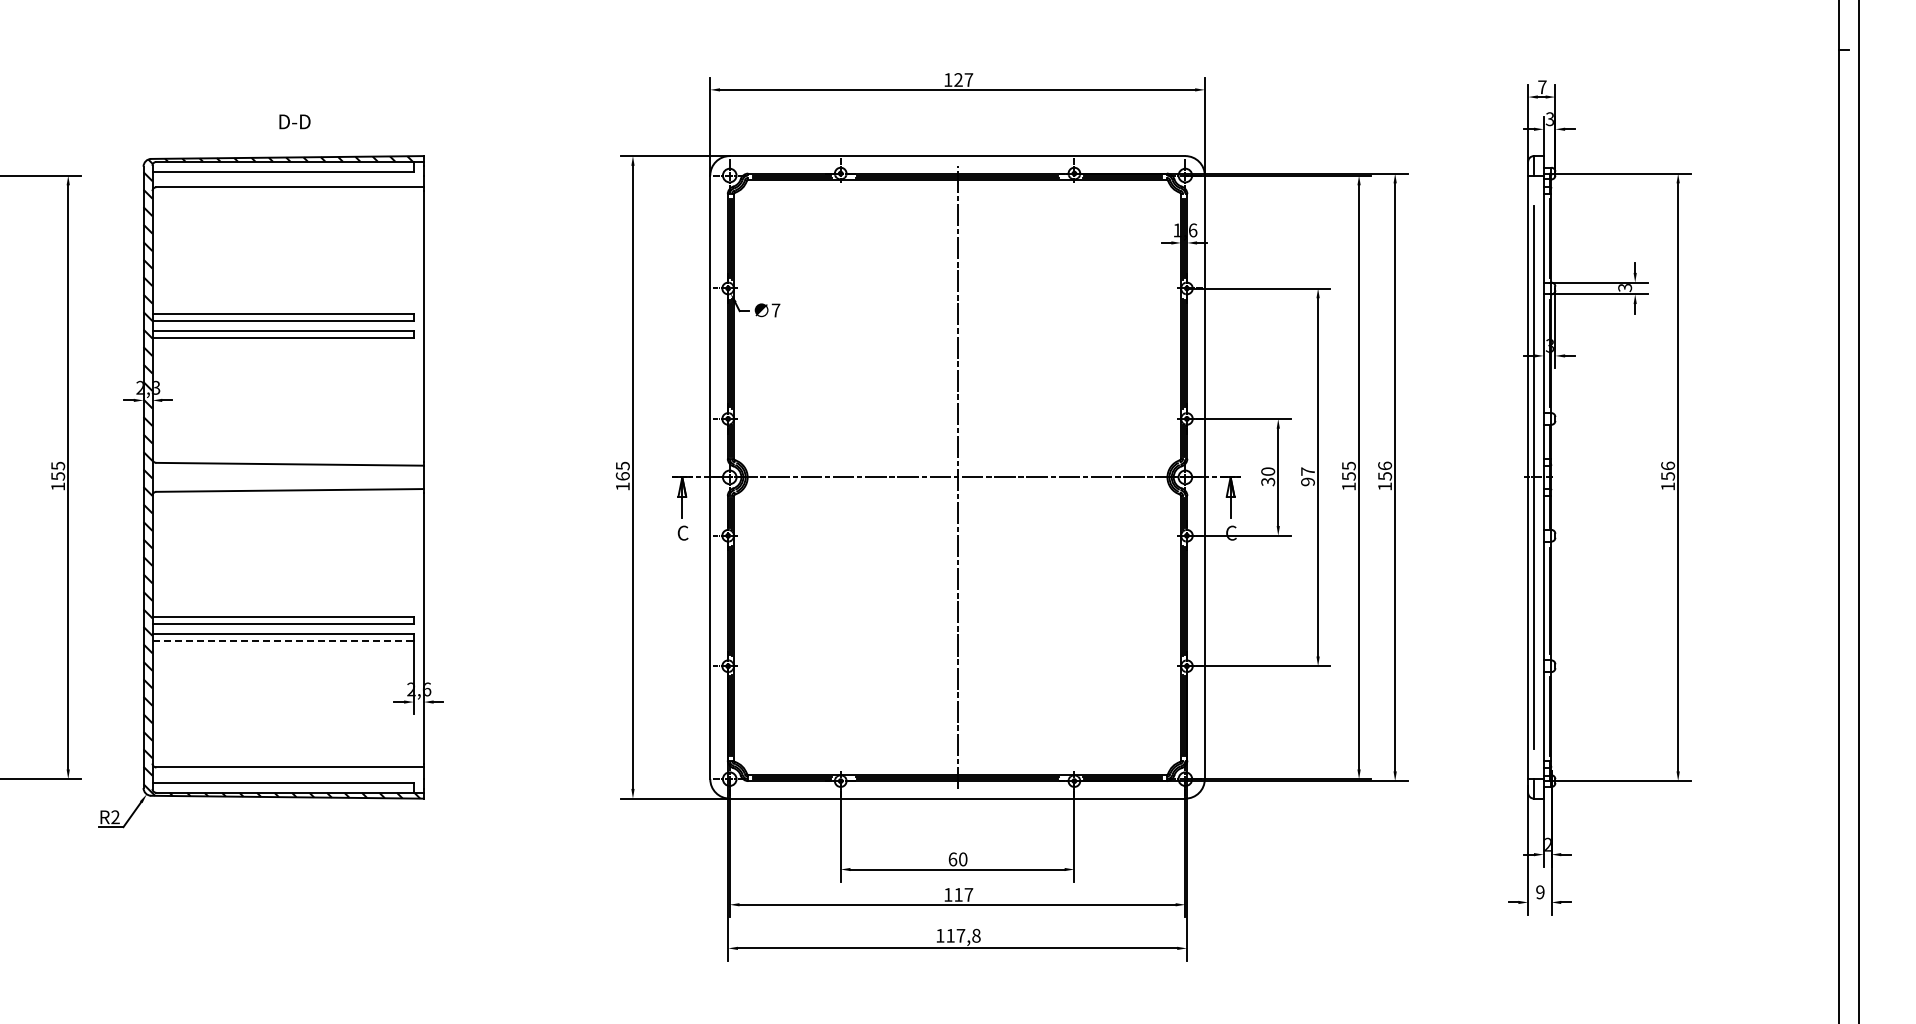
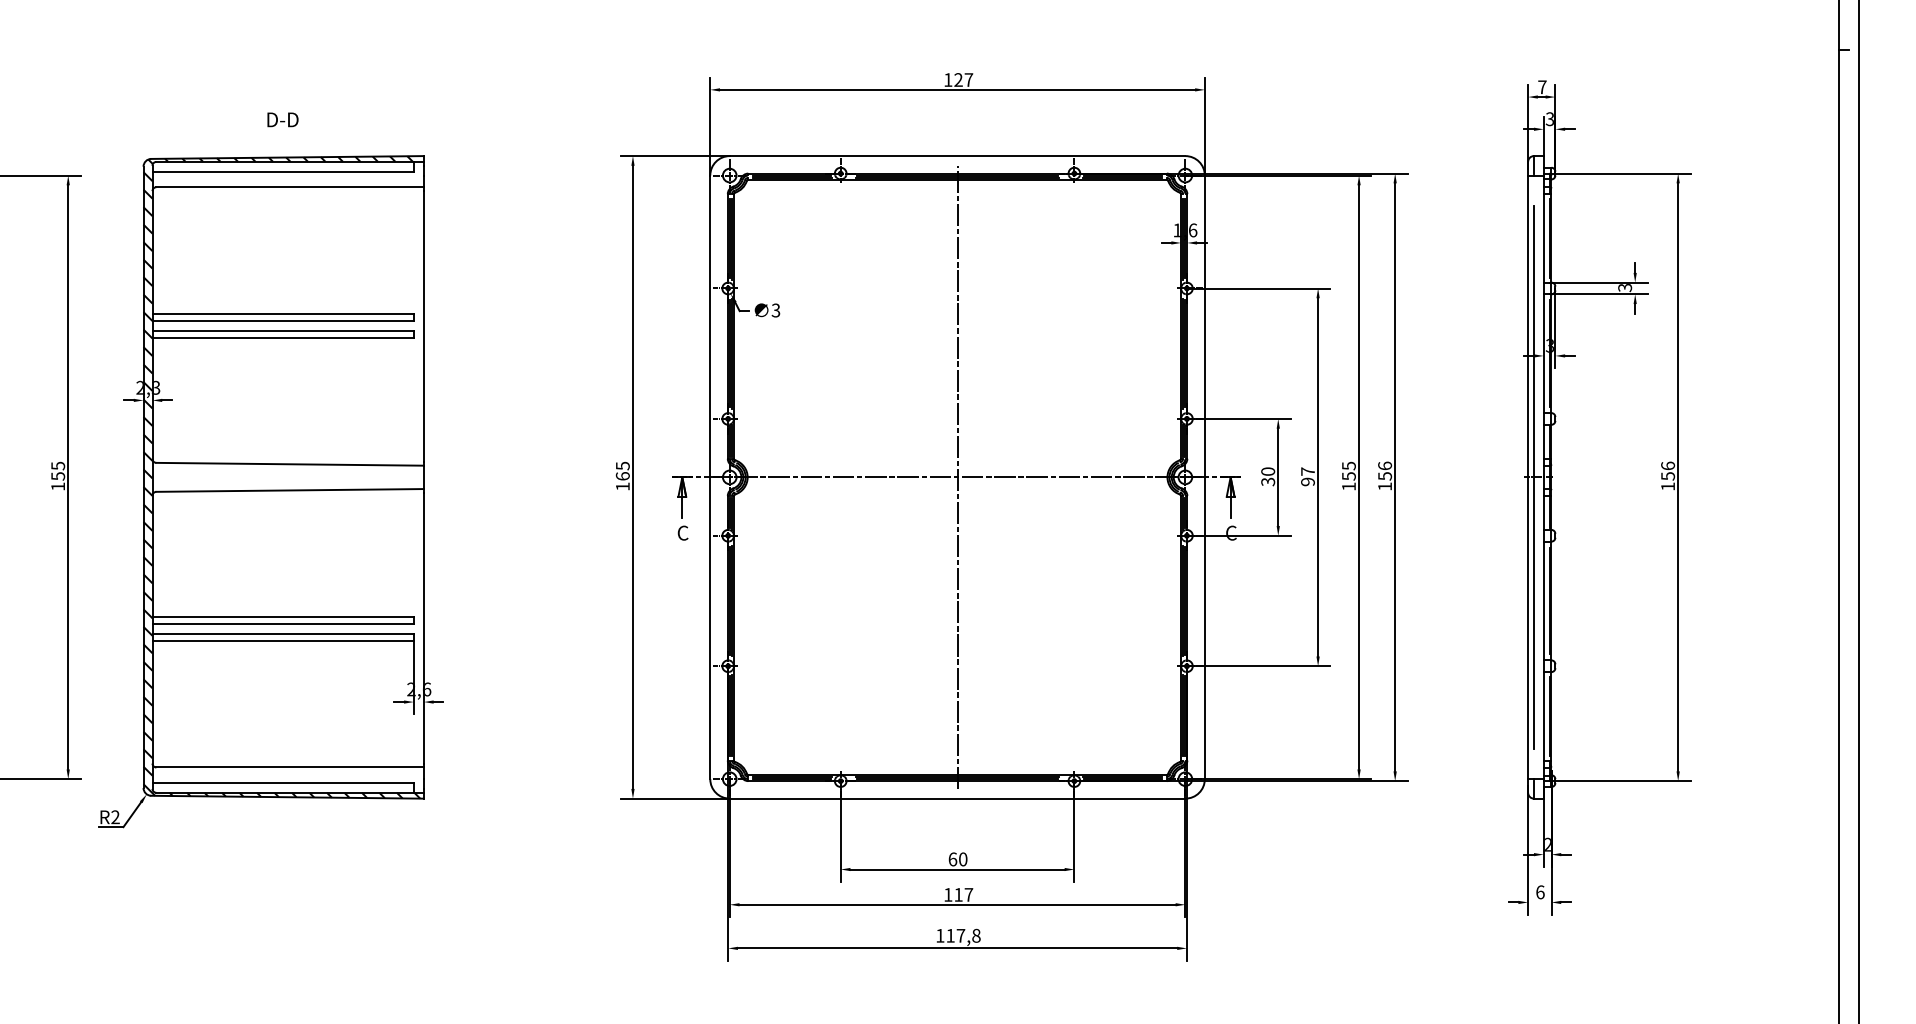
text position: (294, 121) -> (282, 119) (282, 119)
text: 7 -> 3 (775, 310)
line: dashed -> solid (283, 640)
text: 9 -> 6 (1540, 892)
